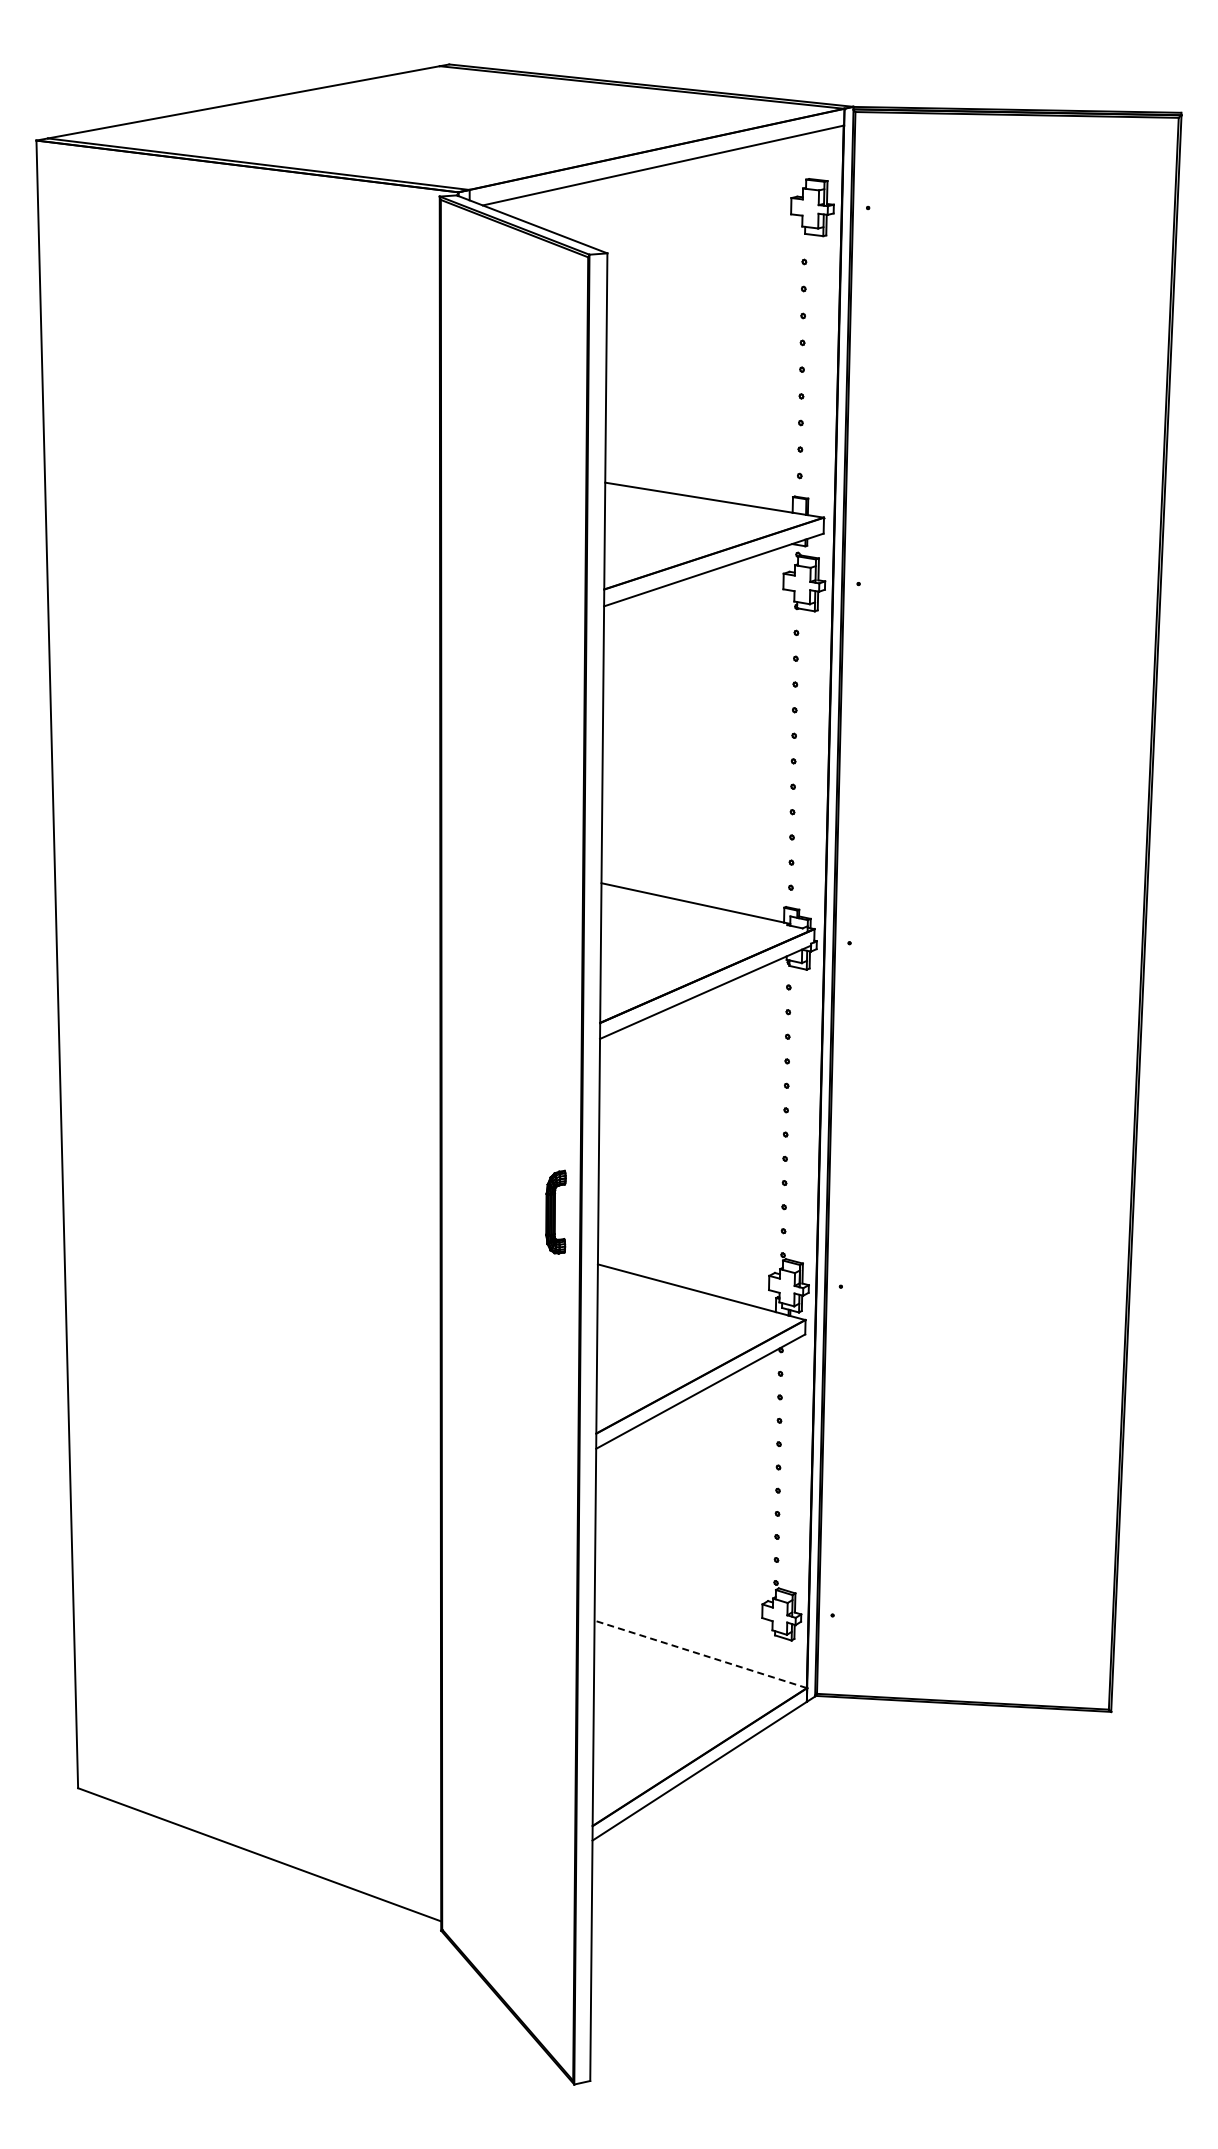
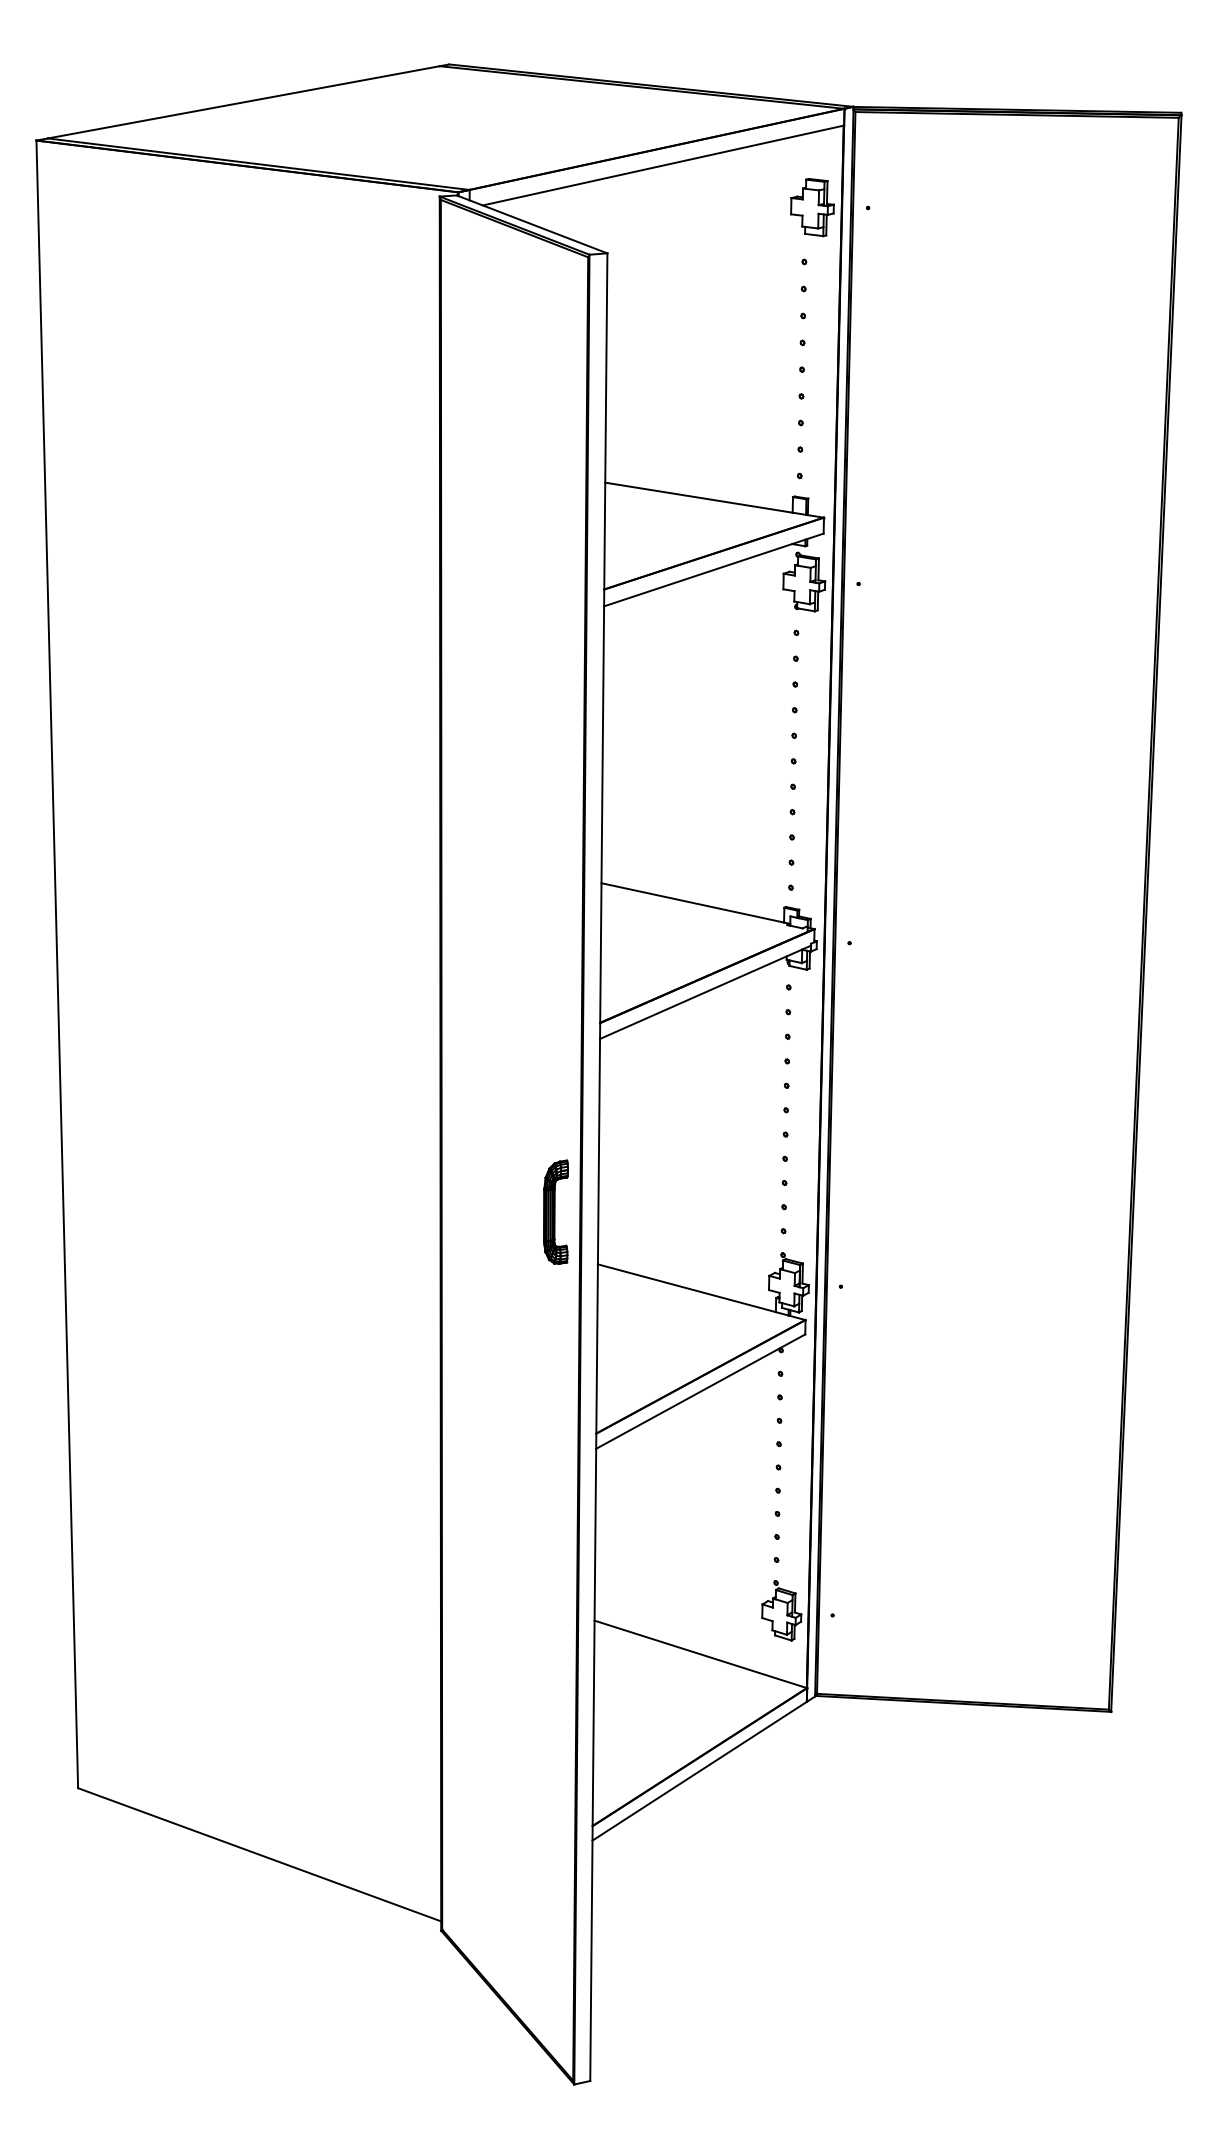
part size: 22x86 px -> 26x106 px (555, 1211)
line: dashed -> solid (700, 1654)
